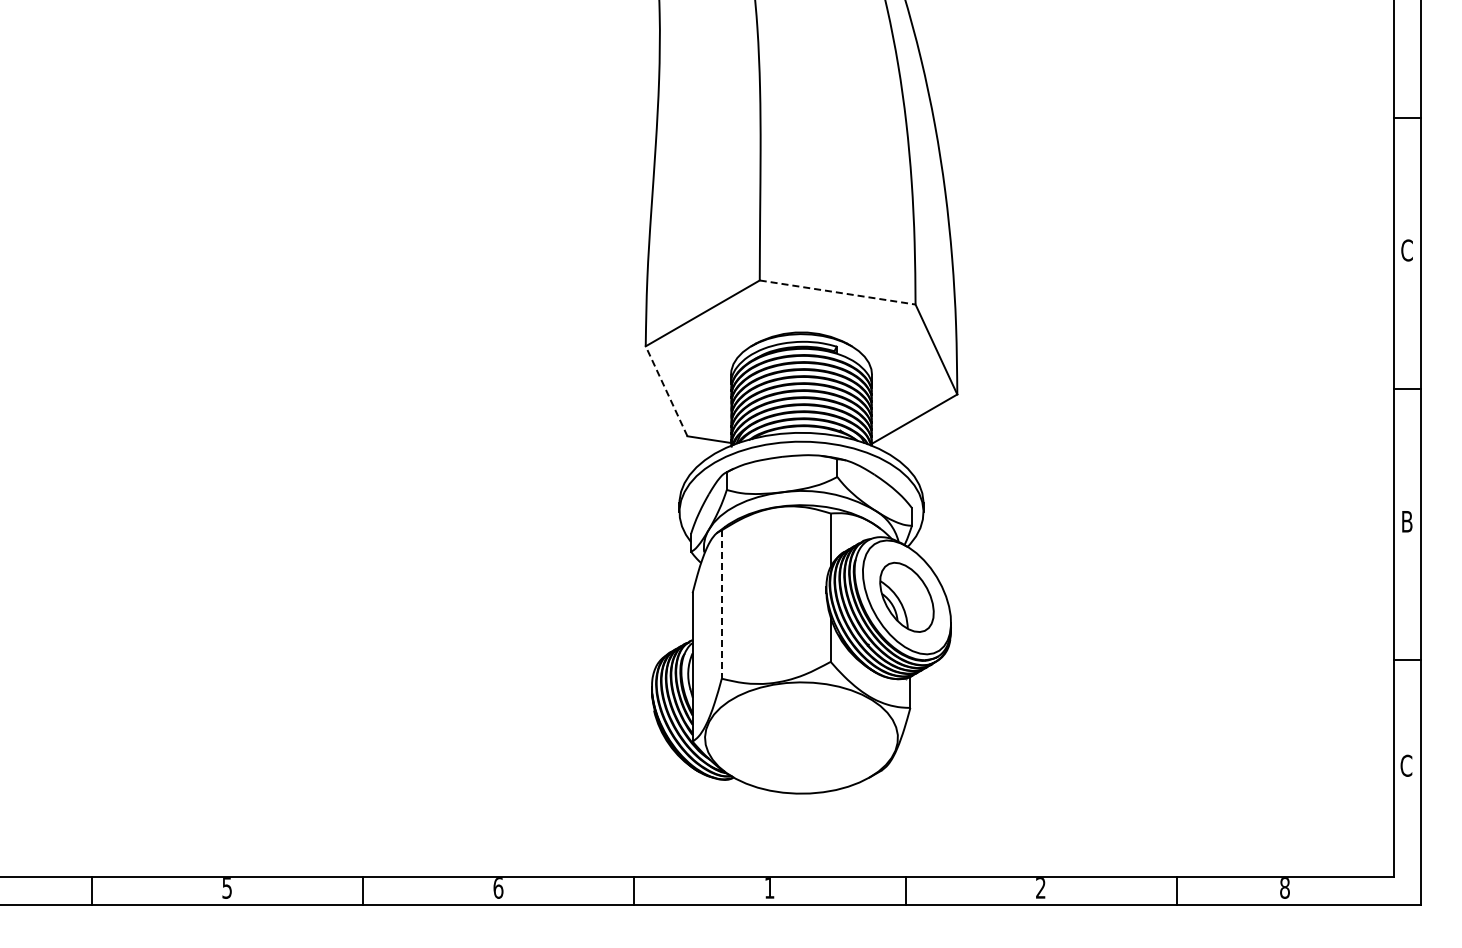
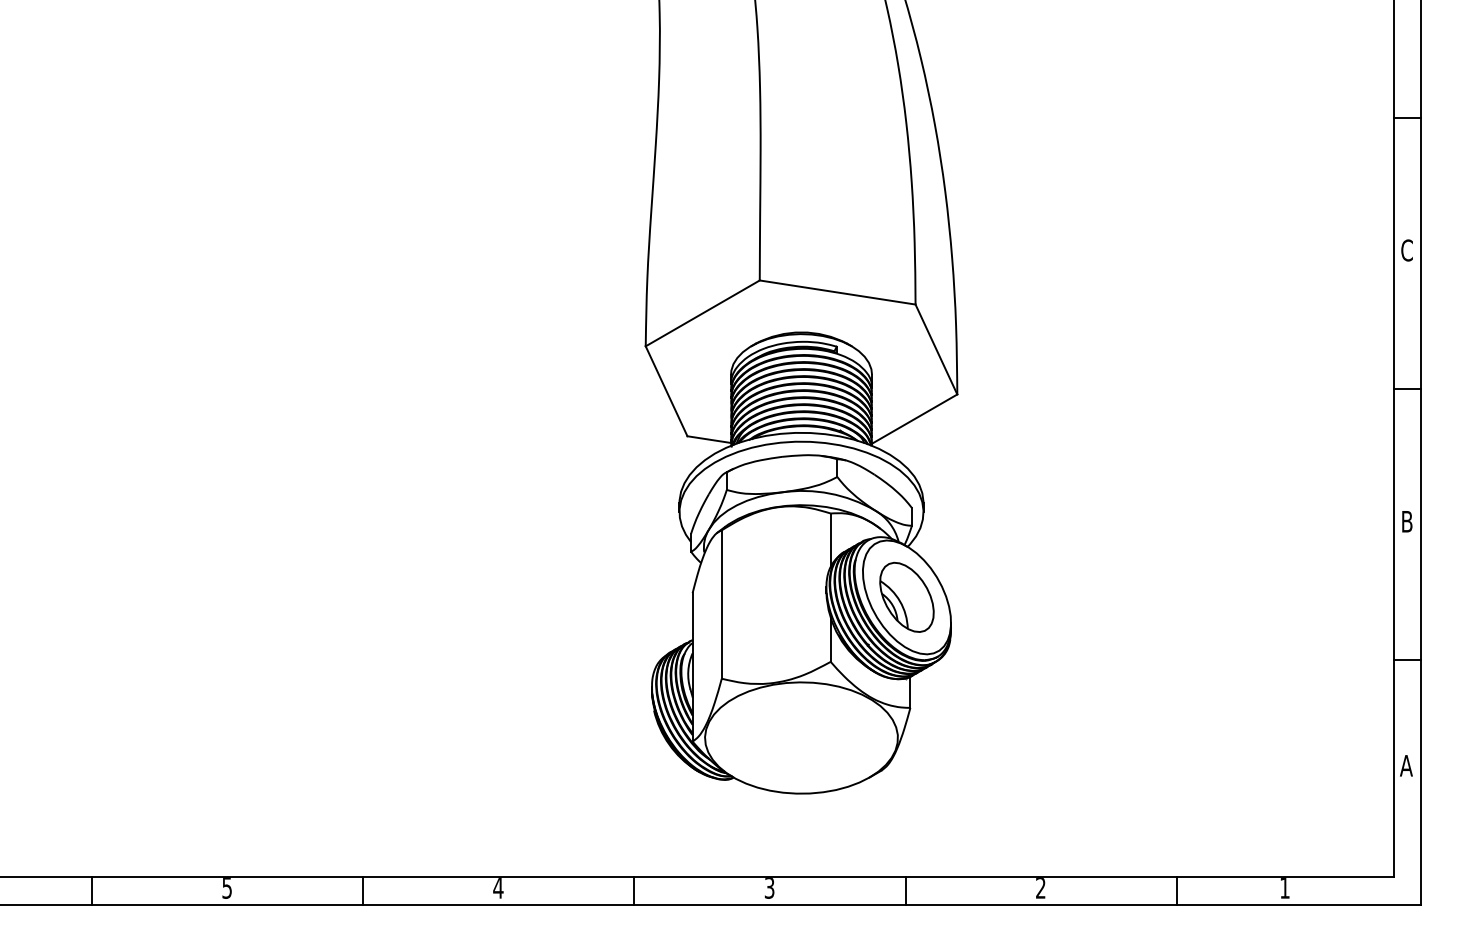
line: dashed -> solid (837, 292)
line: dashed -> solid (666, 391)
line: dashed -> solid (721, 605)
text: C -> A (1406, 765)
text: 6 -> 4 (498, 888)
text: 1 -> 3 (769, 888)
text: 8 -> 1 (1284, 888)
